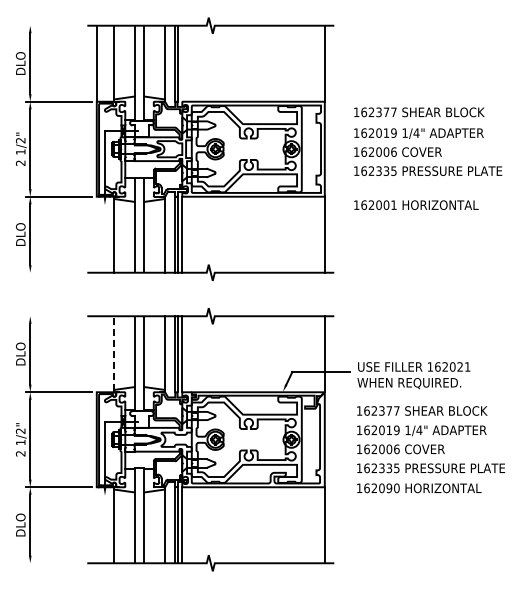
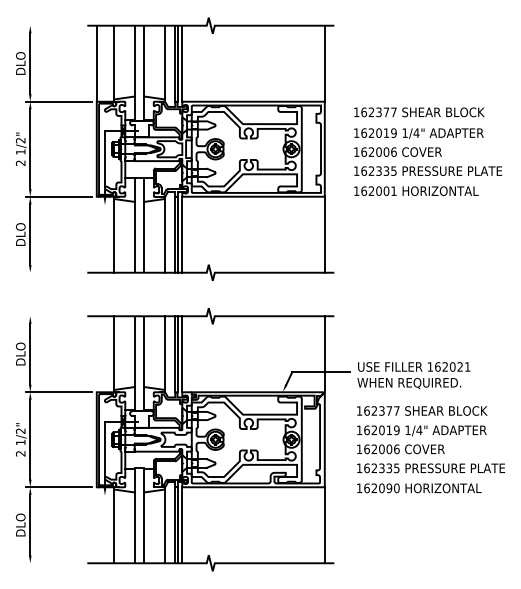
line: none -> present (182, 63)
text position: (416, 204) -> (416, 190) (416, 190)
line: dashed -> solid (114, 352)
